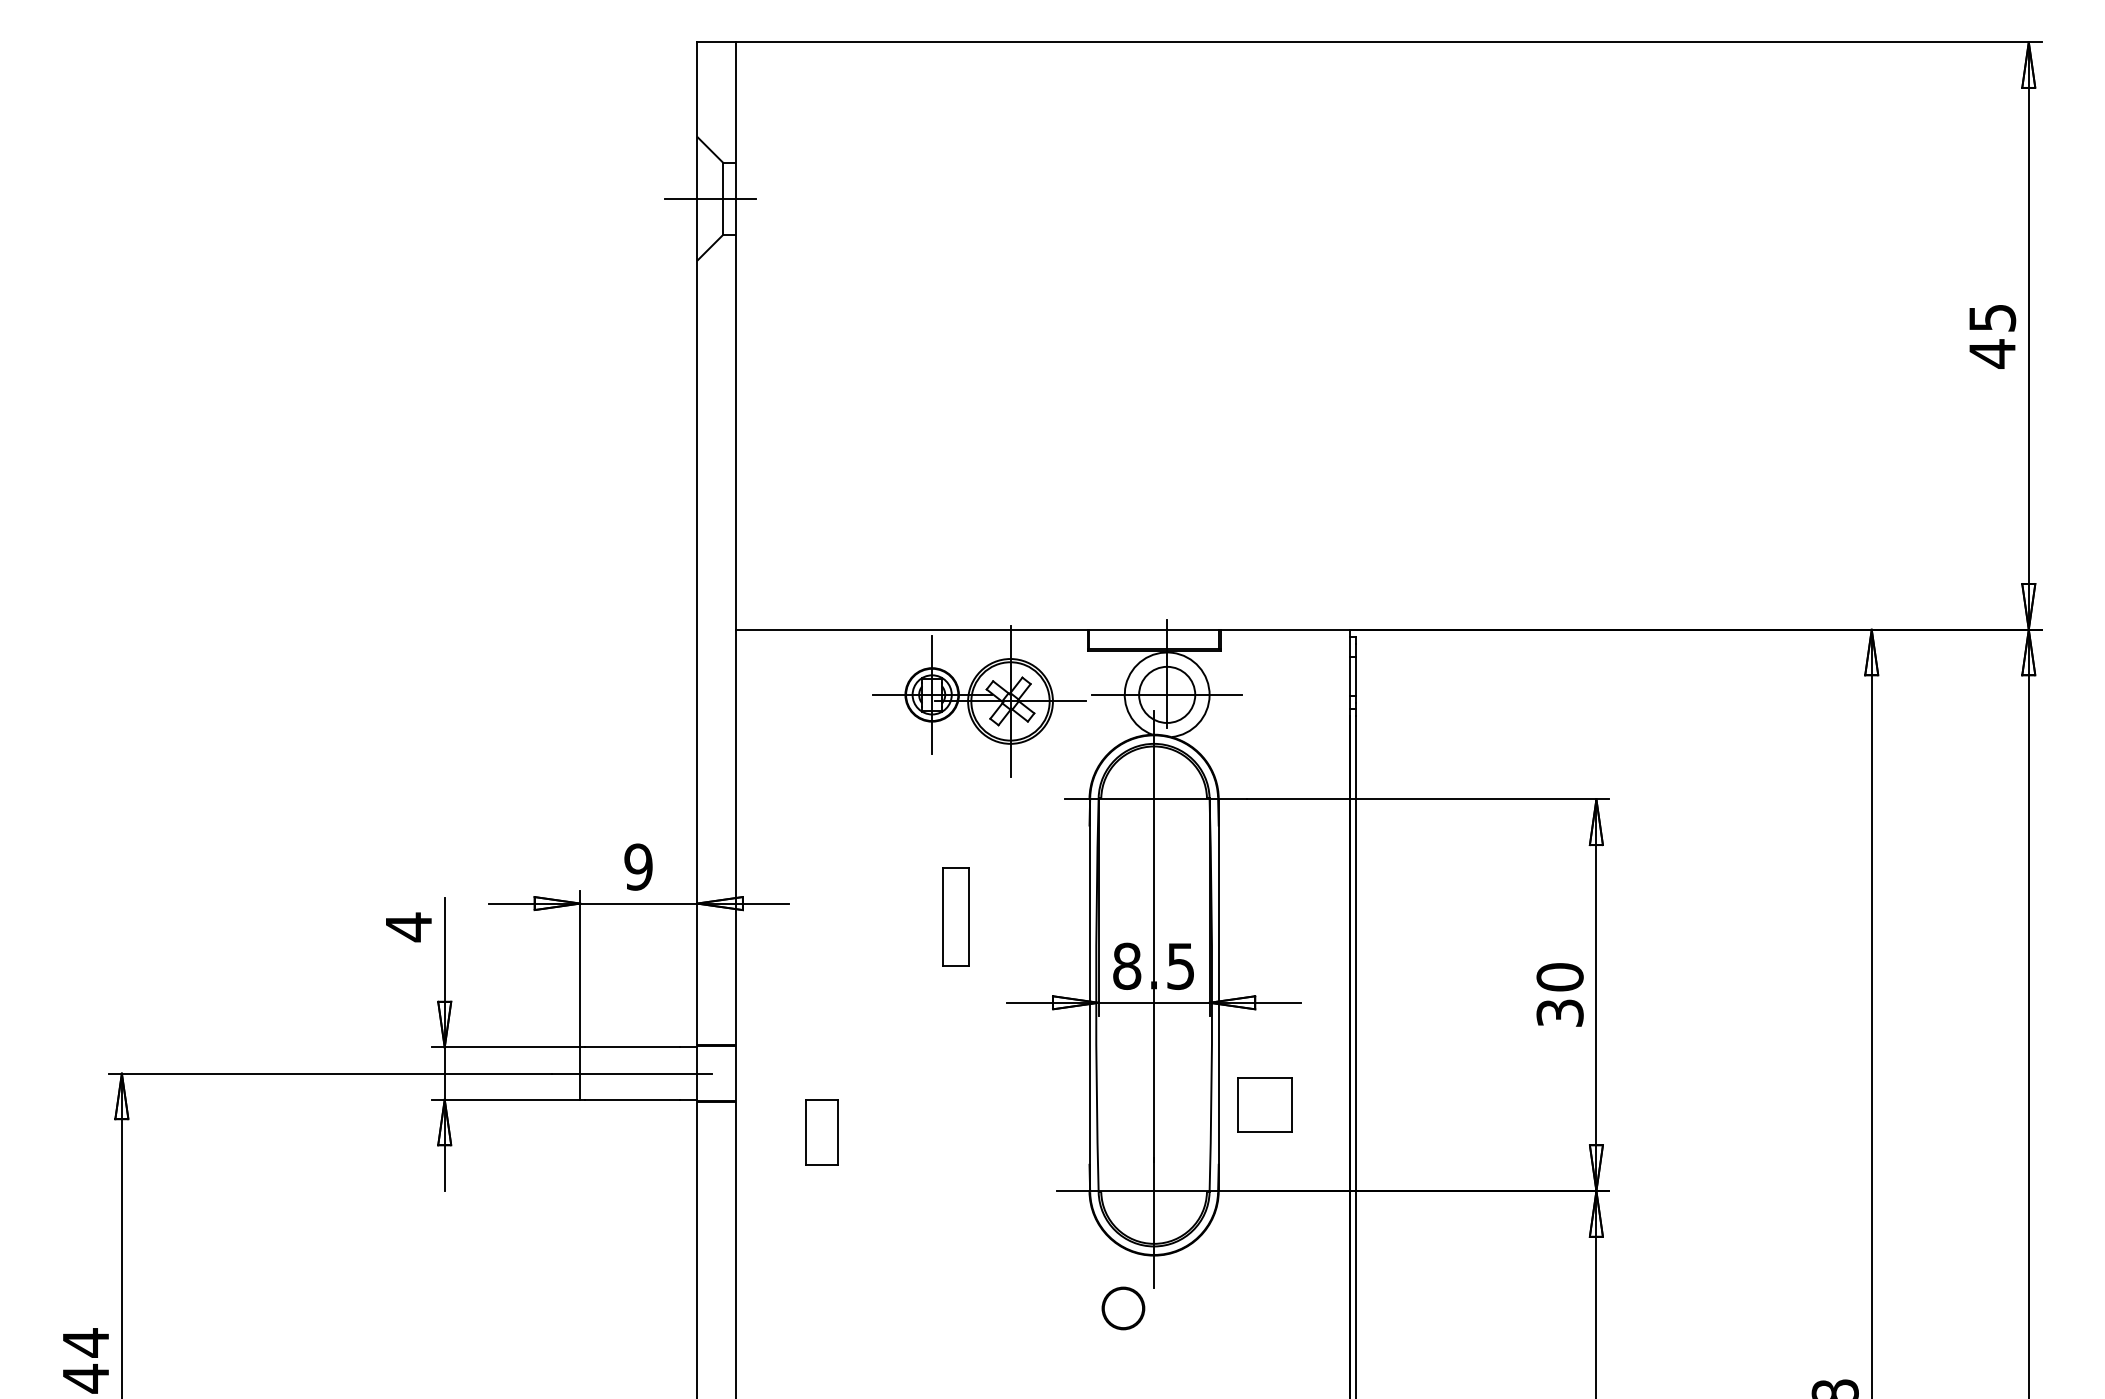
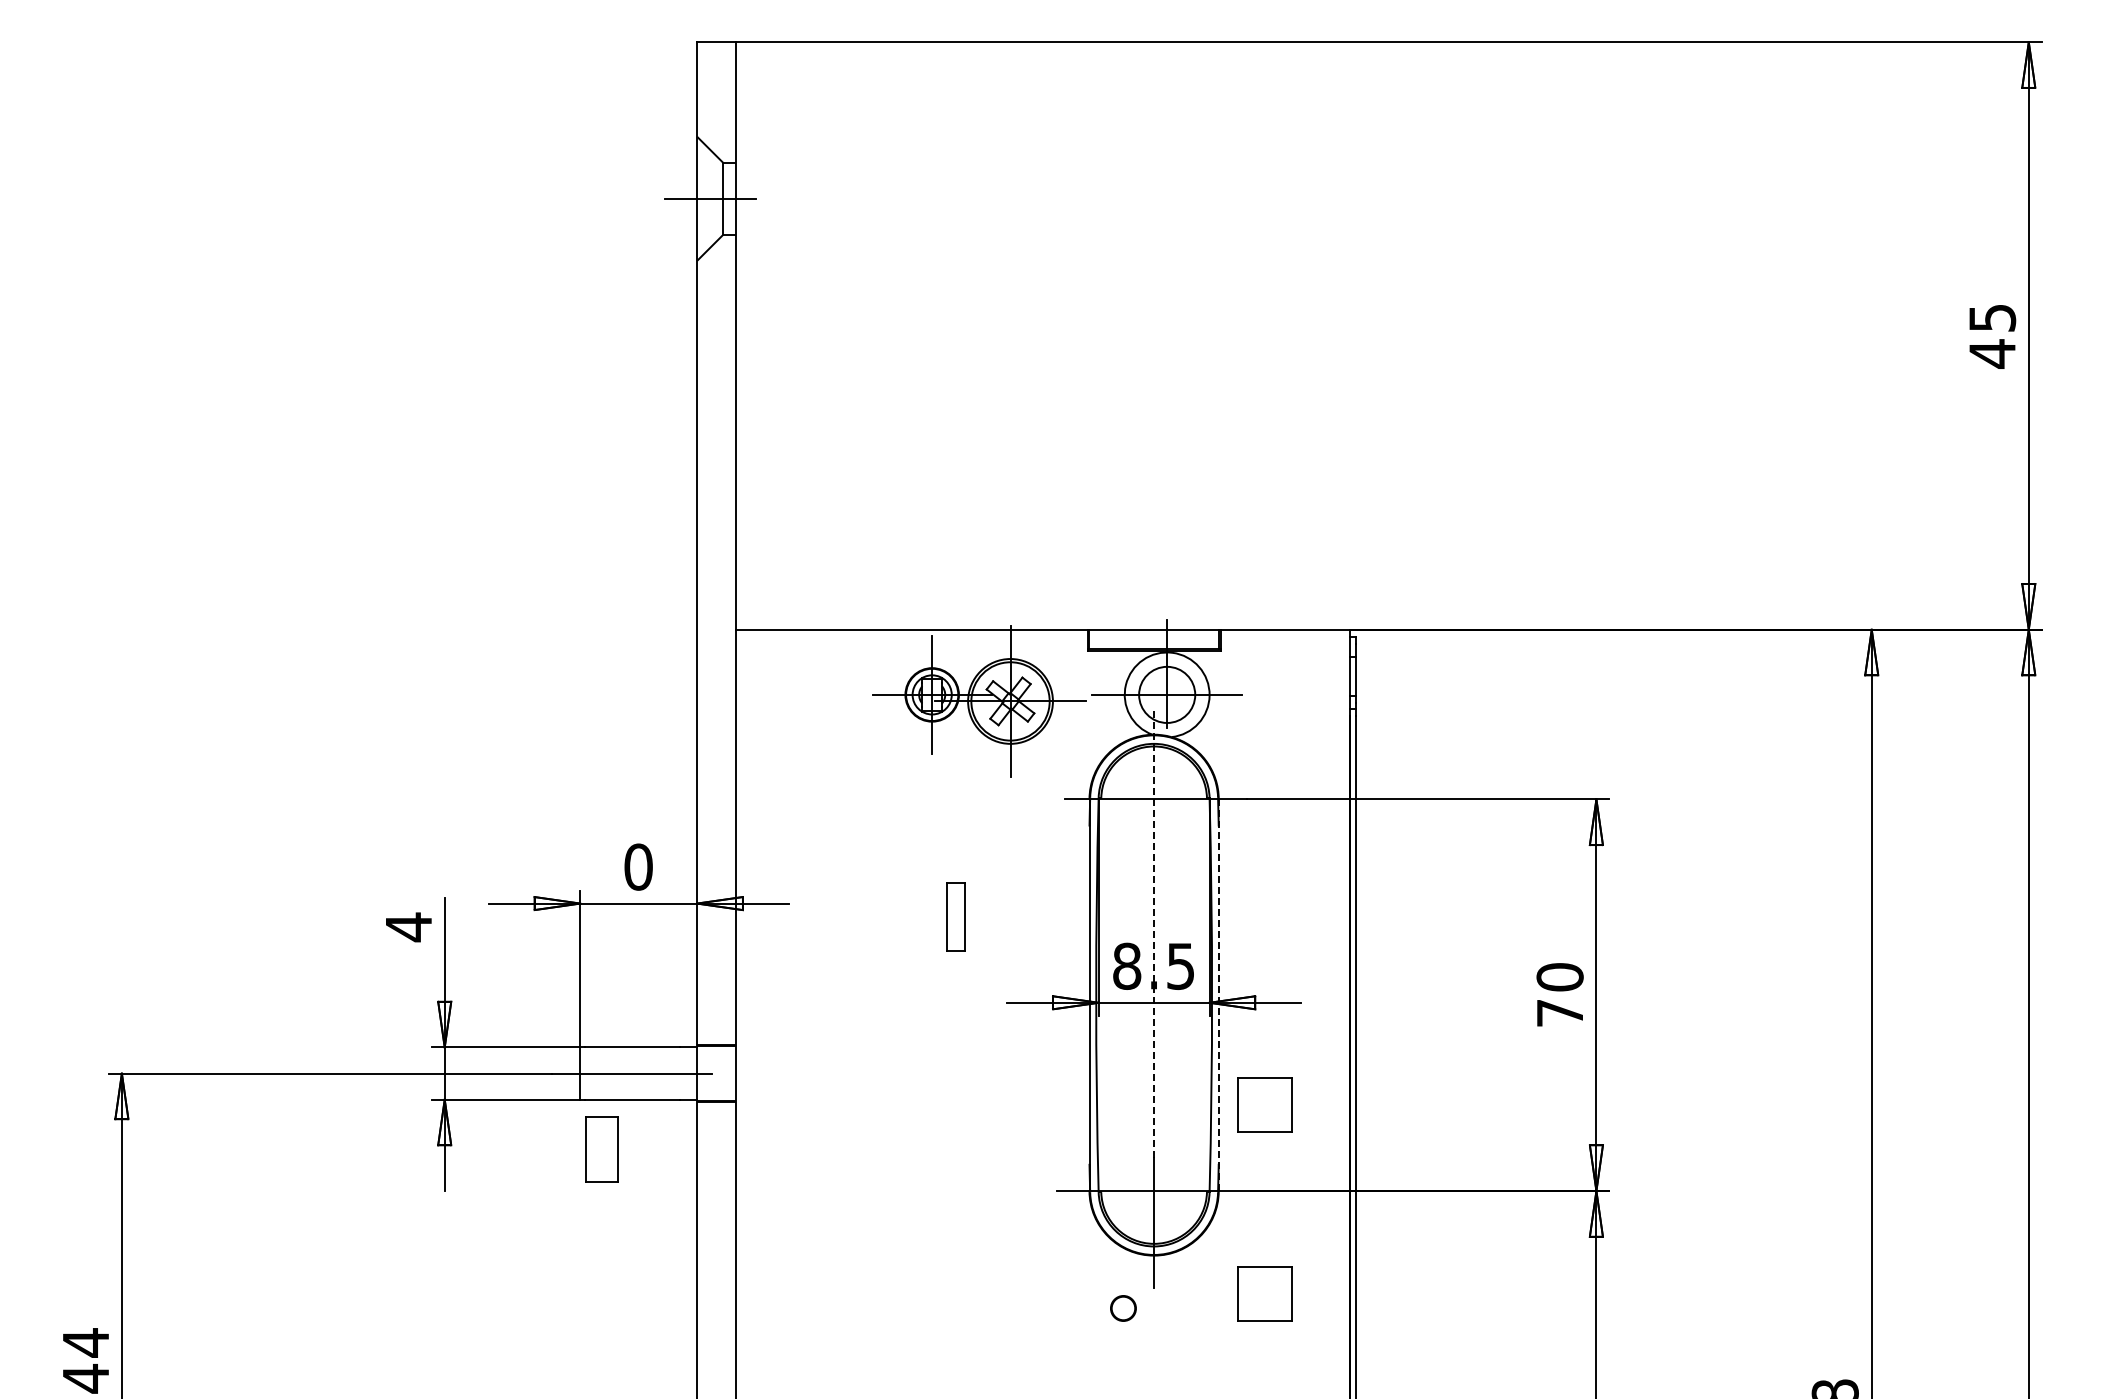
text: 9 -> 0 (638, 866)
part size: 28x100 px -> 20x70 px (955, 916)
line: solid -> dashed (1154, 937)
line: solid -> dashed (1218, 995)
text: 30 -> 70 (1559, 1012)
part position: (821, 1132) -> (601, 1149) (601, 1149)
part: none -> present (1264, 1293)
part size: 45x45 px -> 27x27 px (1123, 1308)
